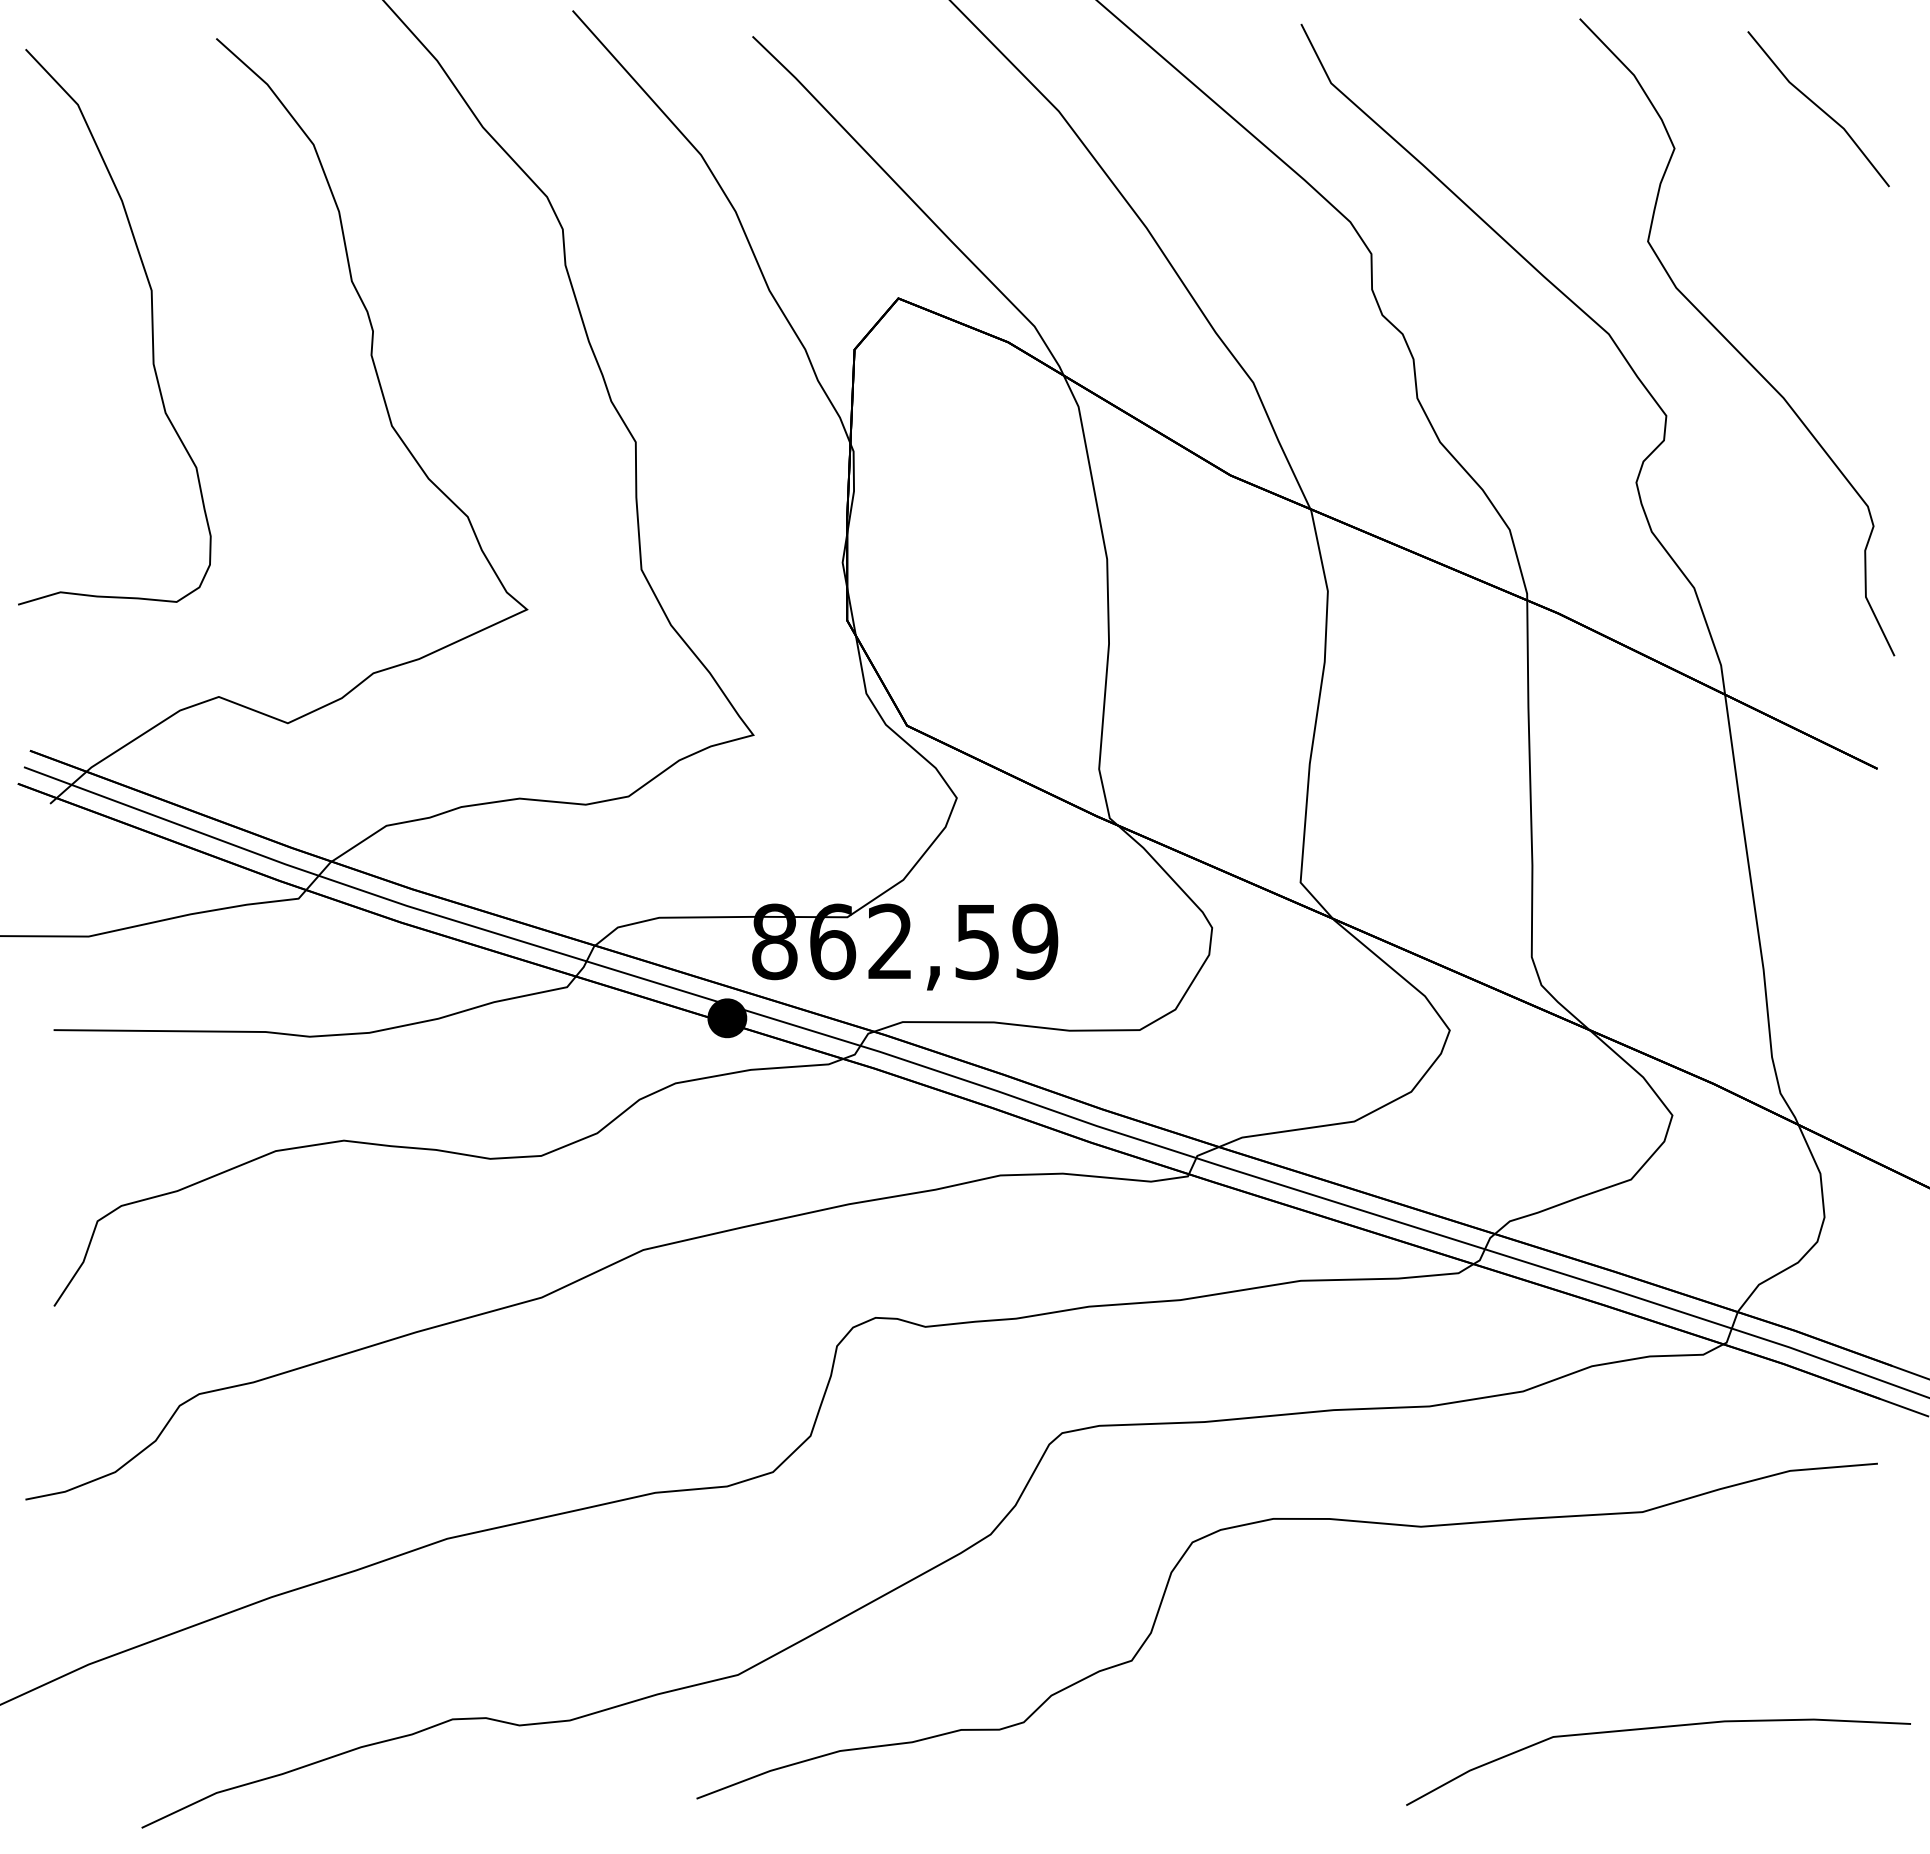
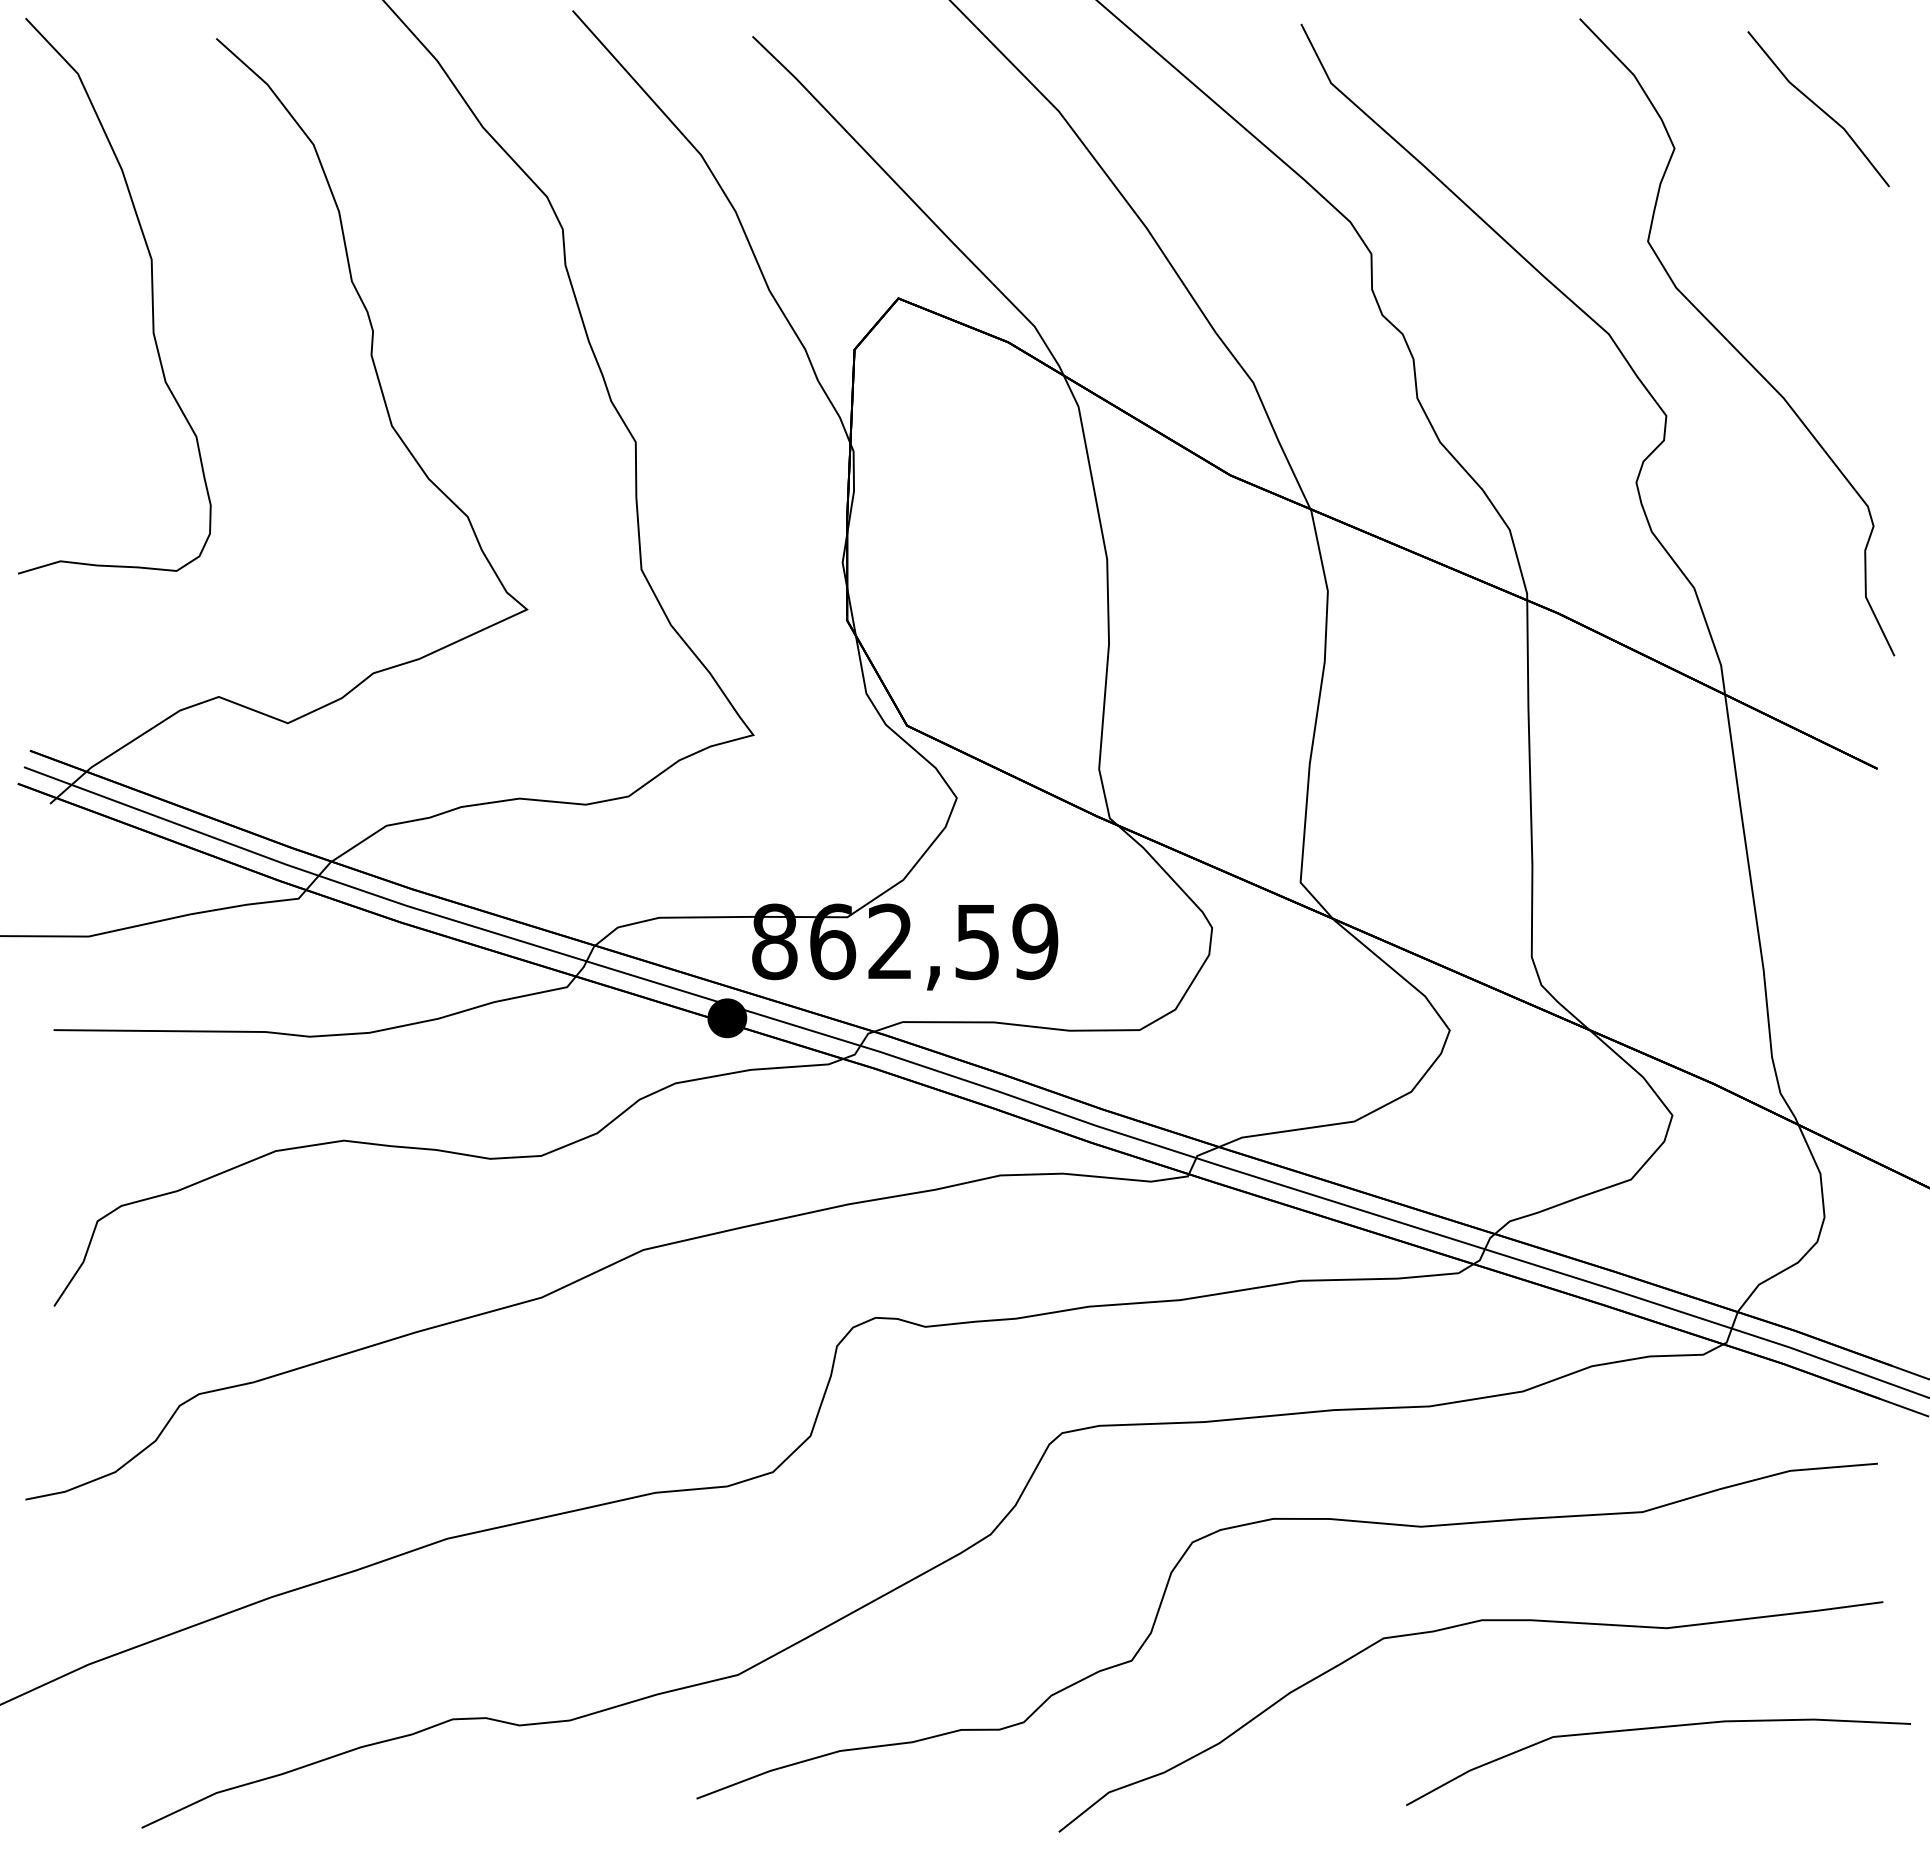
curve position: (151, 327) -> (151, 296) (151, 296)
curve: none -> present (1447, 1629)
